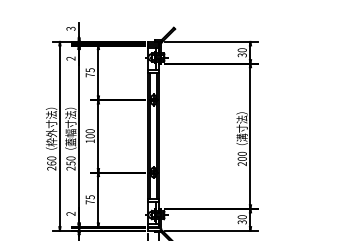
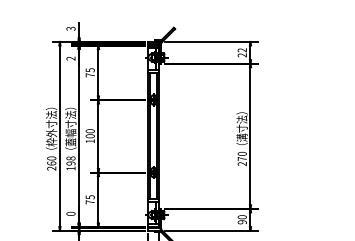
text: 30 -> 22 (242, 52)
text: 200 -> 270 (241, 158)
text: 250 -> 198 (70, 163)
text: 2 -> 0 (70, 213)
text: 30 -> 90 (242, 222)
